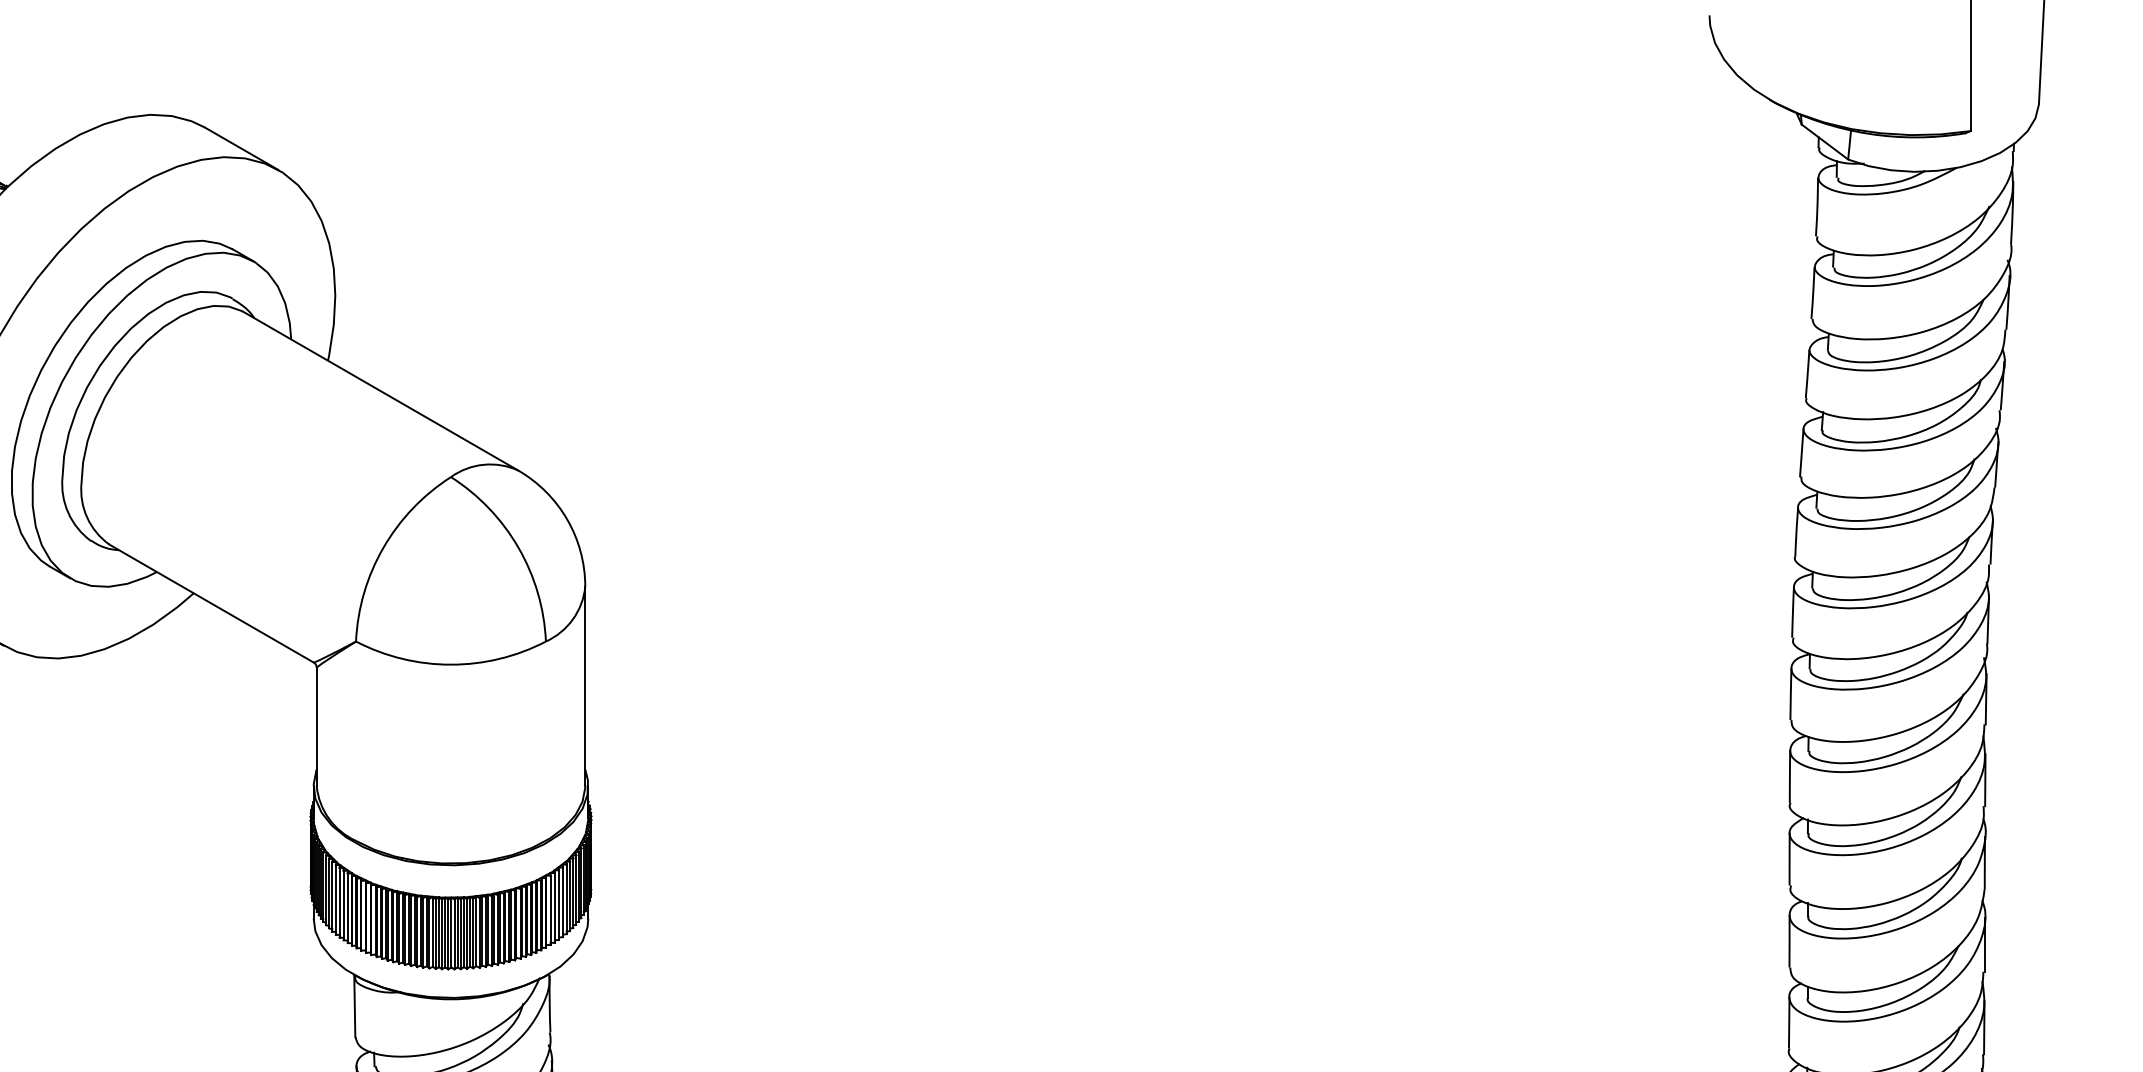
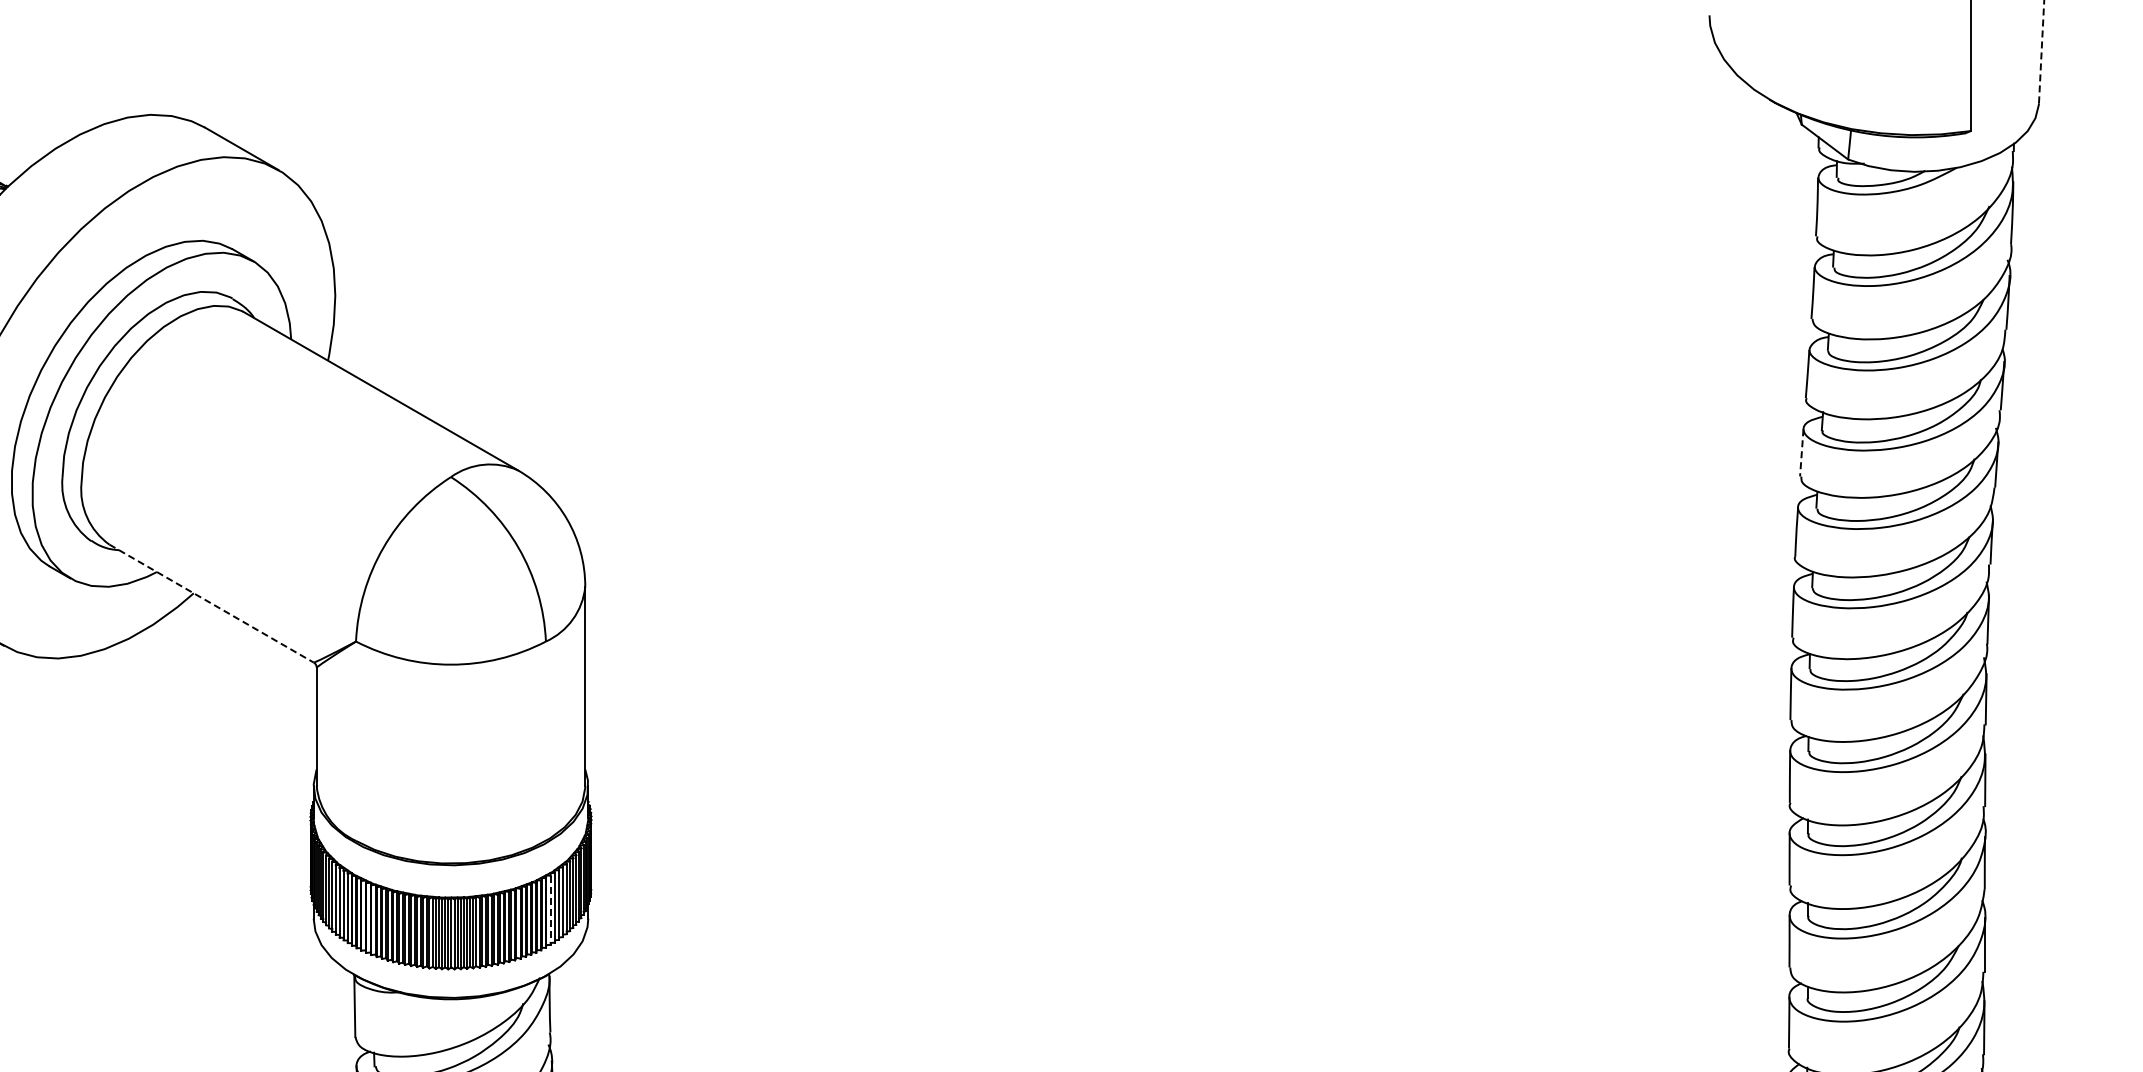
line: solid -> dashed (2041, 51)
line: solid -> dashed (1801, 452)
line: solid -> dashed (211, 603)
line: solid -> dashed (550, 910)
